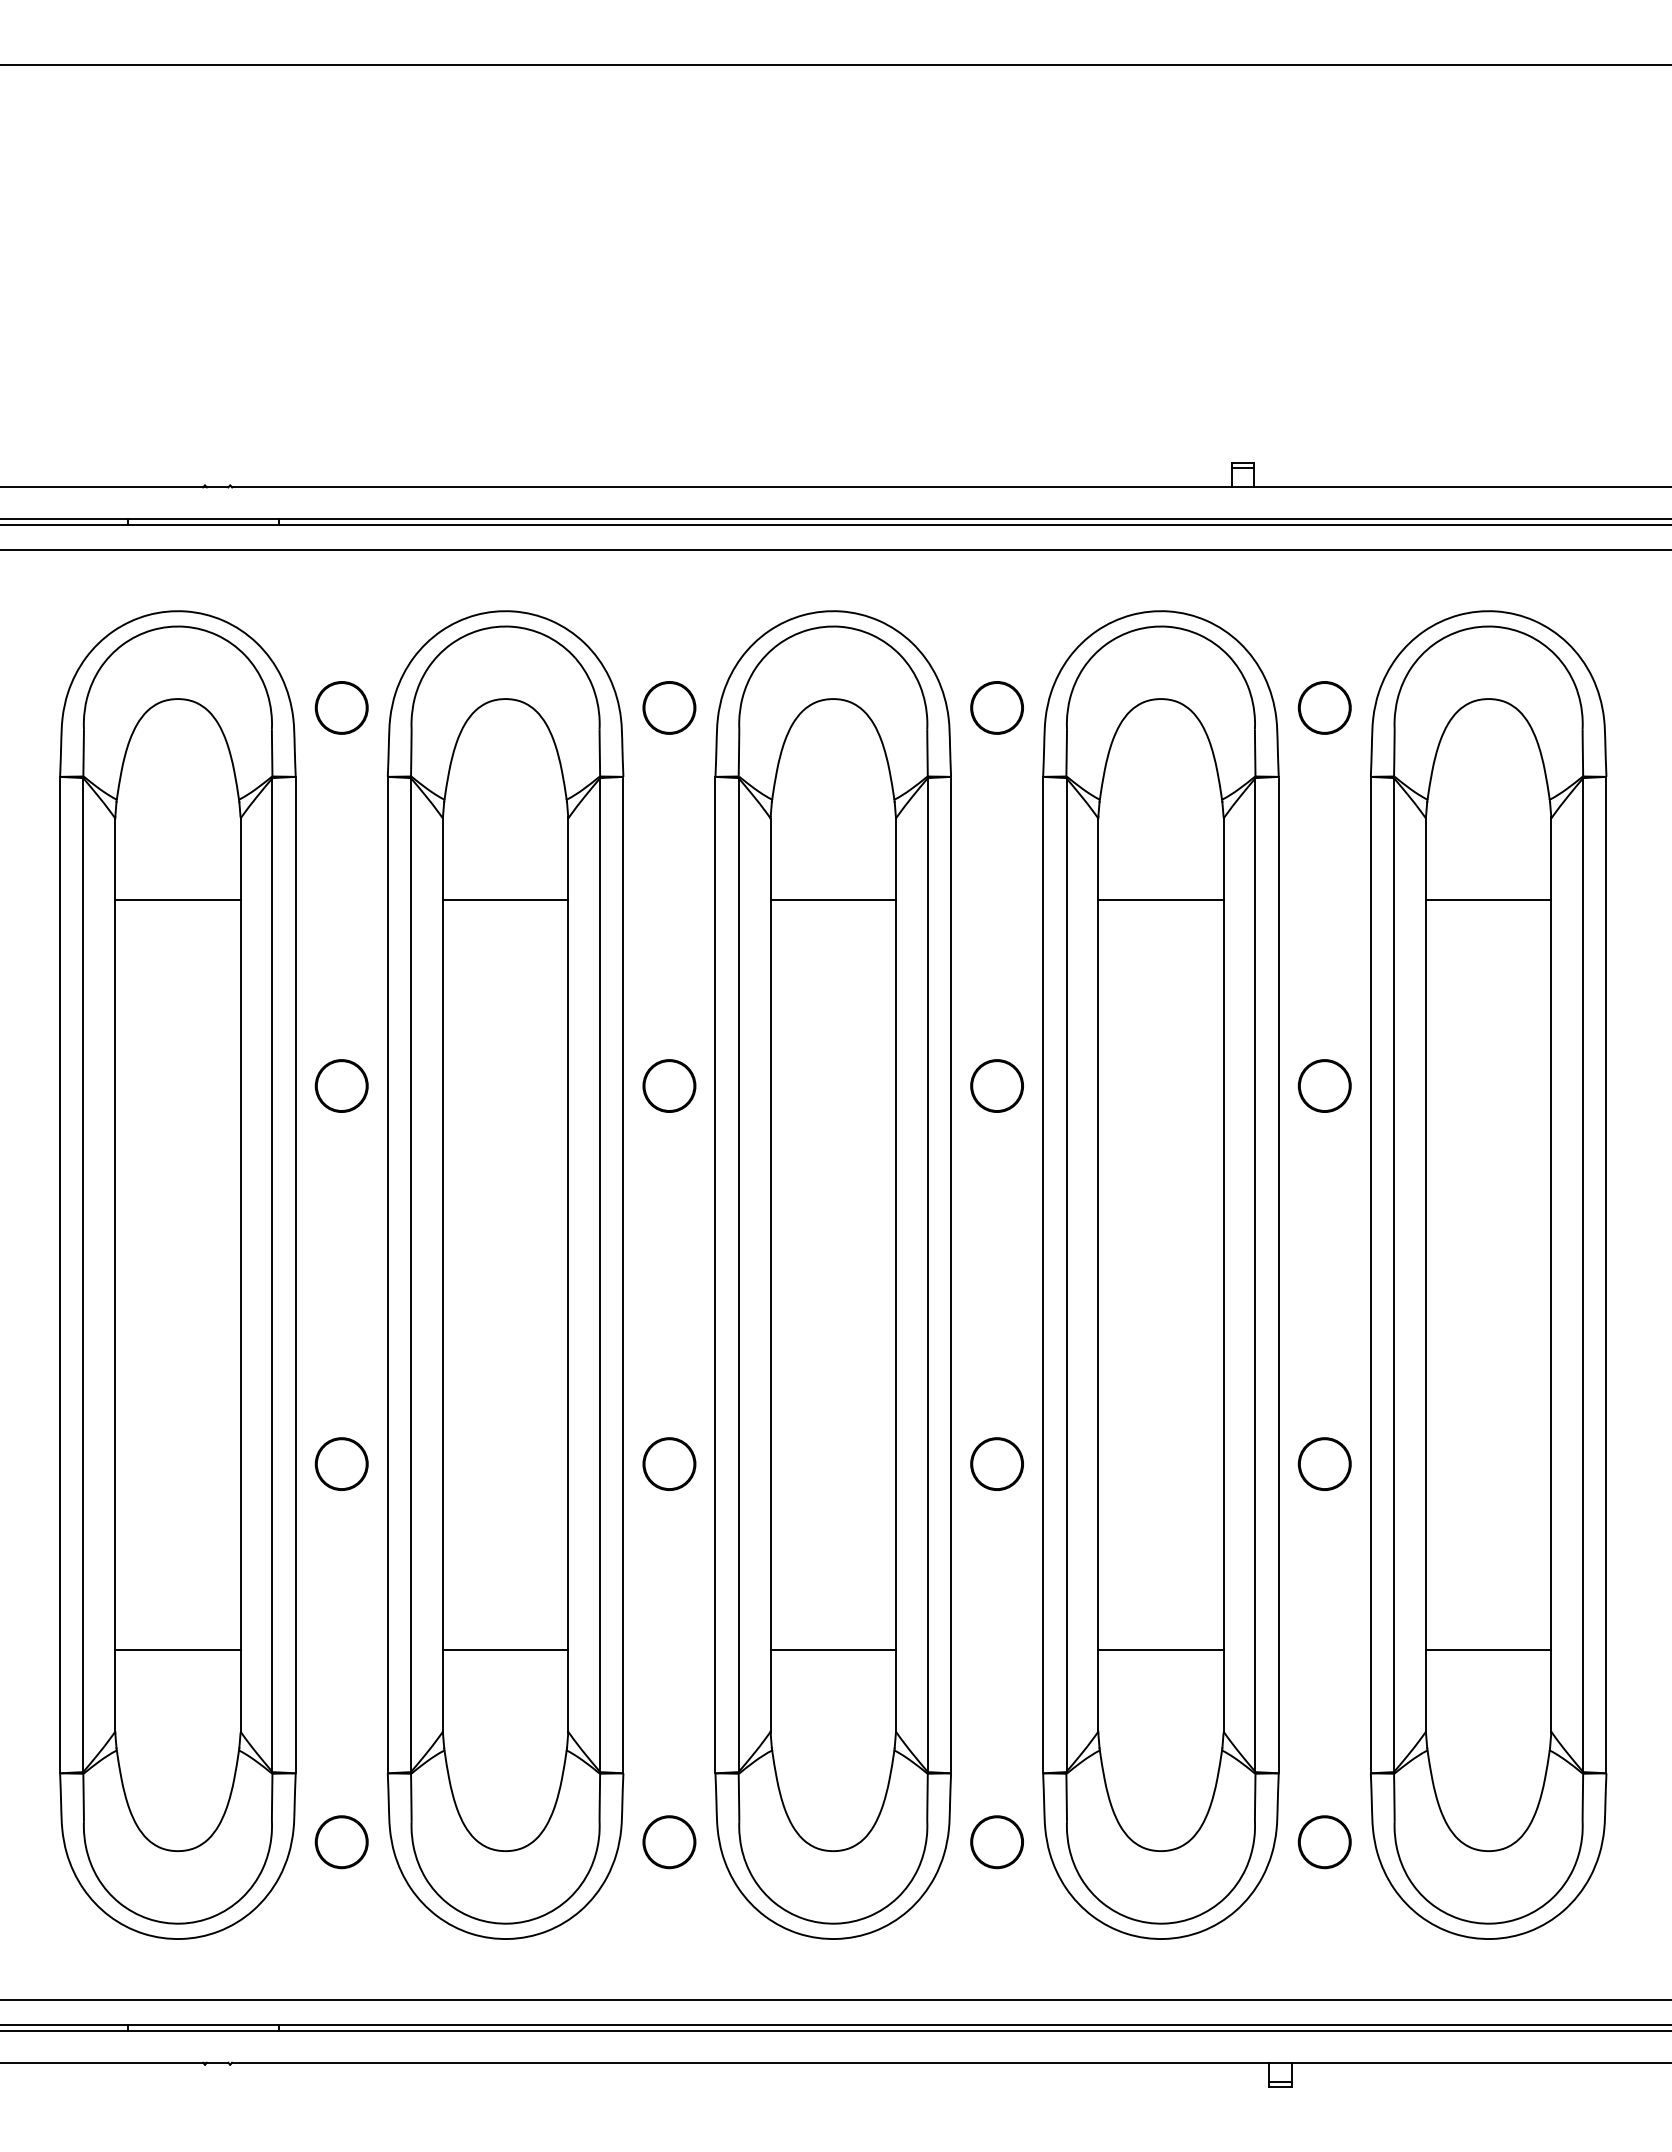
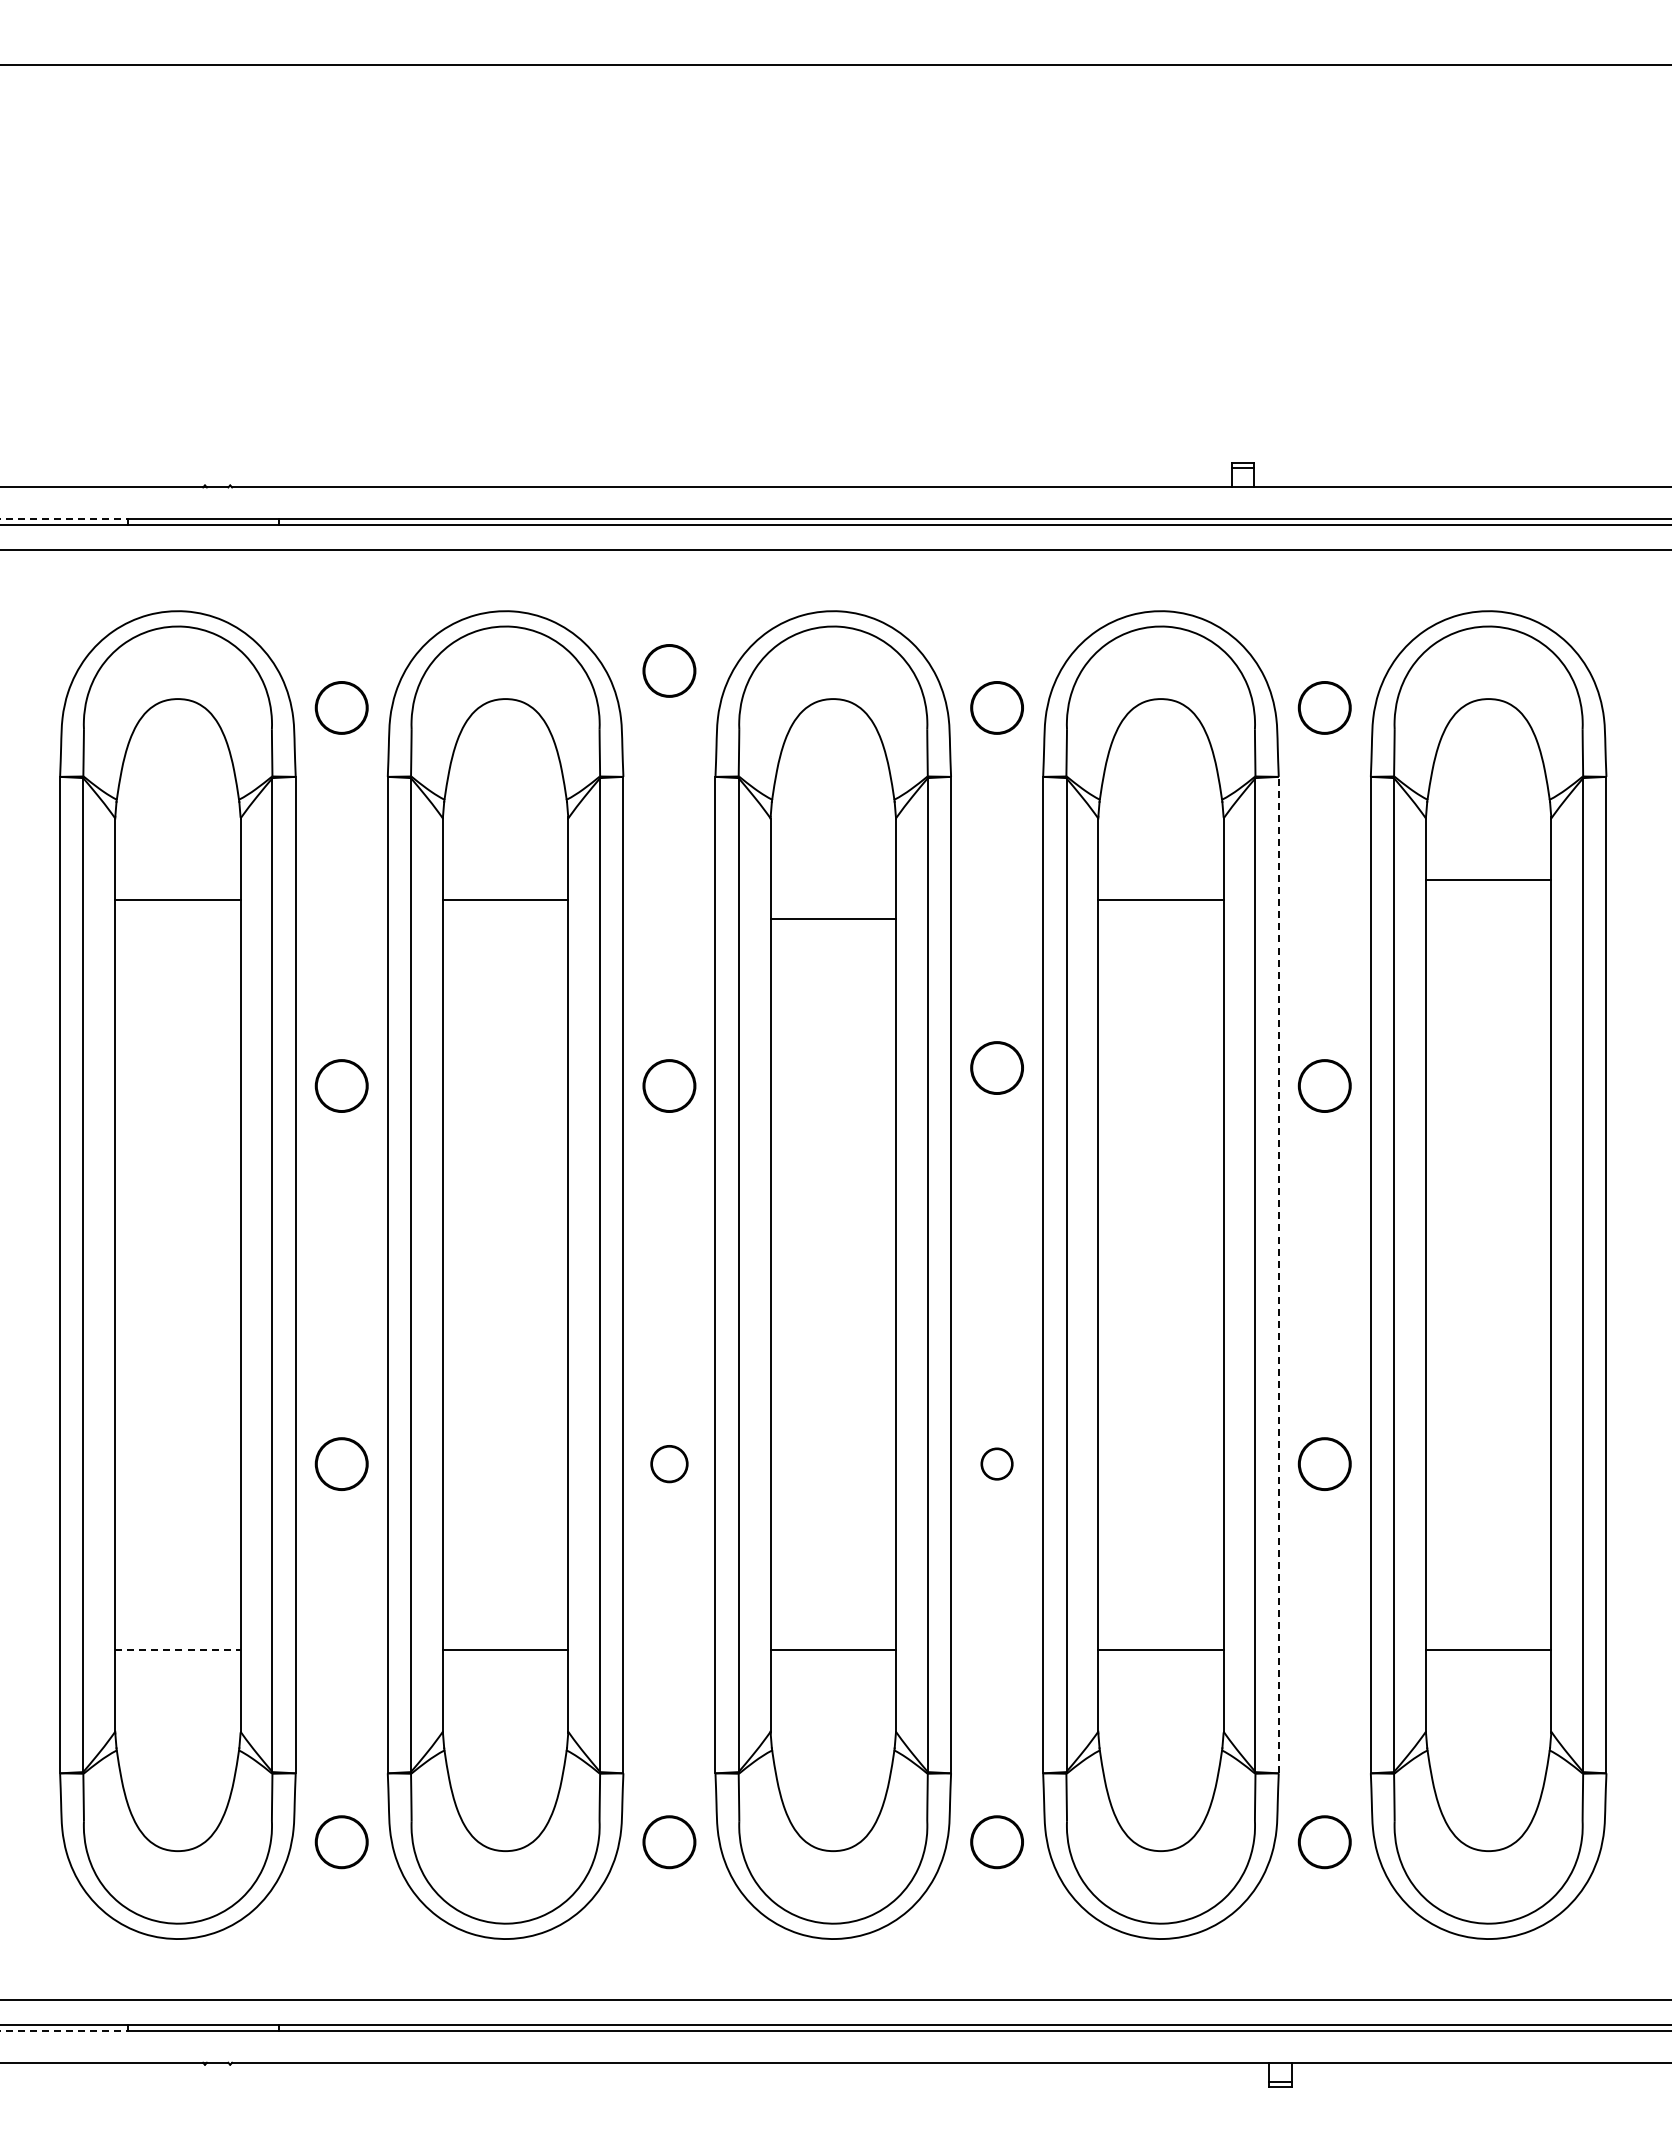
line: solid -> dashed (64, 518)
circle position: (669, 707) -> (669, 670) (669, 670)
line position: (832, 900) -> (832, 919) (832, 919)
line position: (1488, 900) -> (1488, 880) (1488, 880)
circle position: (996, 1085) -> (996, 1067) (996, 1067)
line: solid -> dashed (1278, 1274)
circle size: 55x54 px -> 39x39 px (669, 1464)
circle size: 54x54 px -> 34x34 px (996, 1463)
line: solid -> dashed (177, 1649)
line: solid -> dashed (64, 2031)
